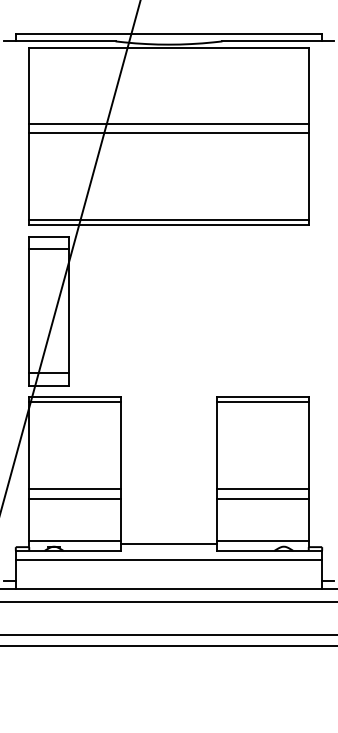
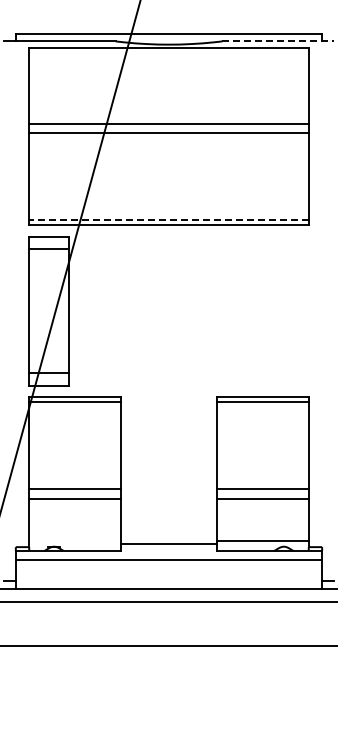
line: solid -> dashed (278, 41)
line: solid -> dashed (168, 220)
line: present -> none (75, 541)
line: present -> none (168, 634)
